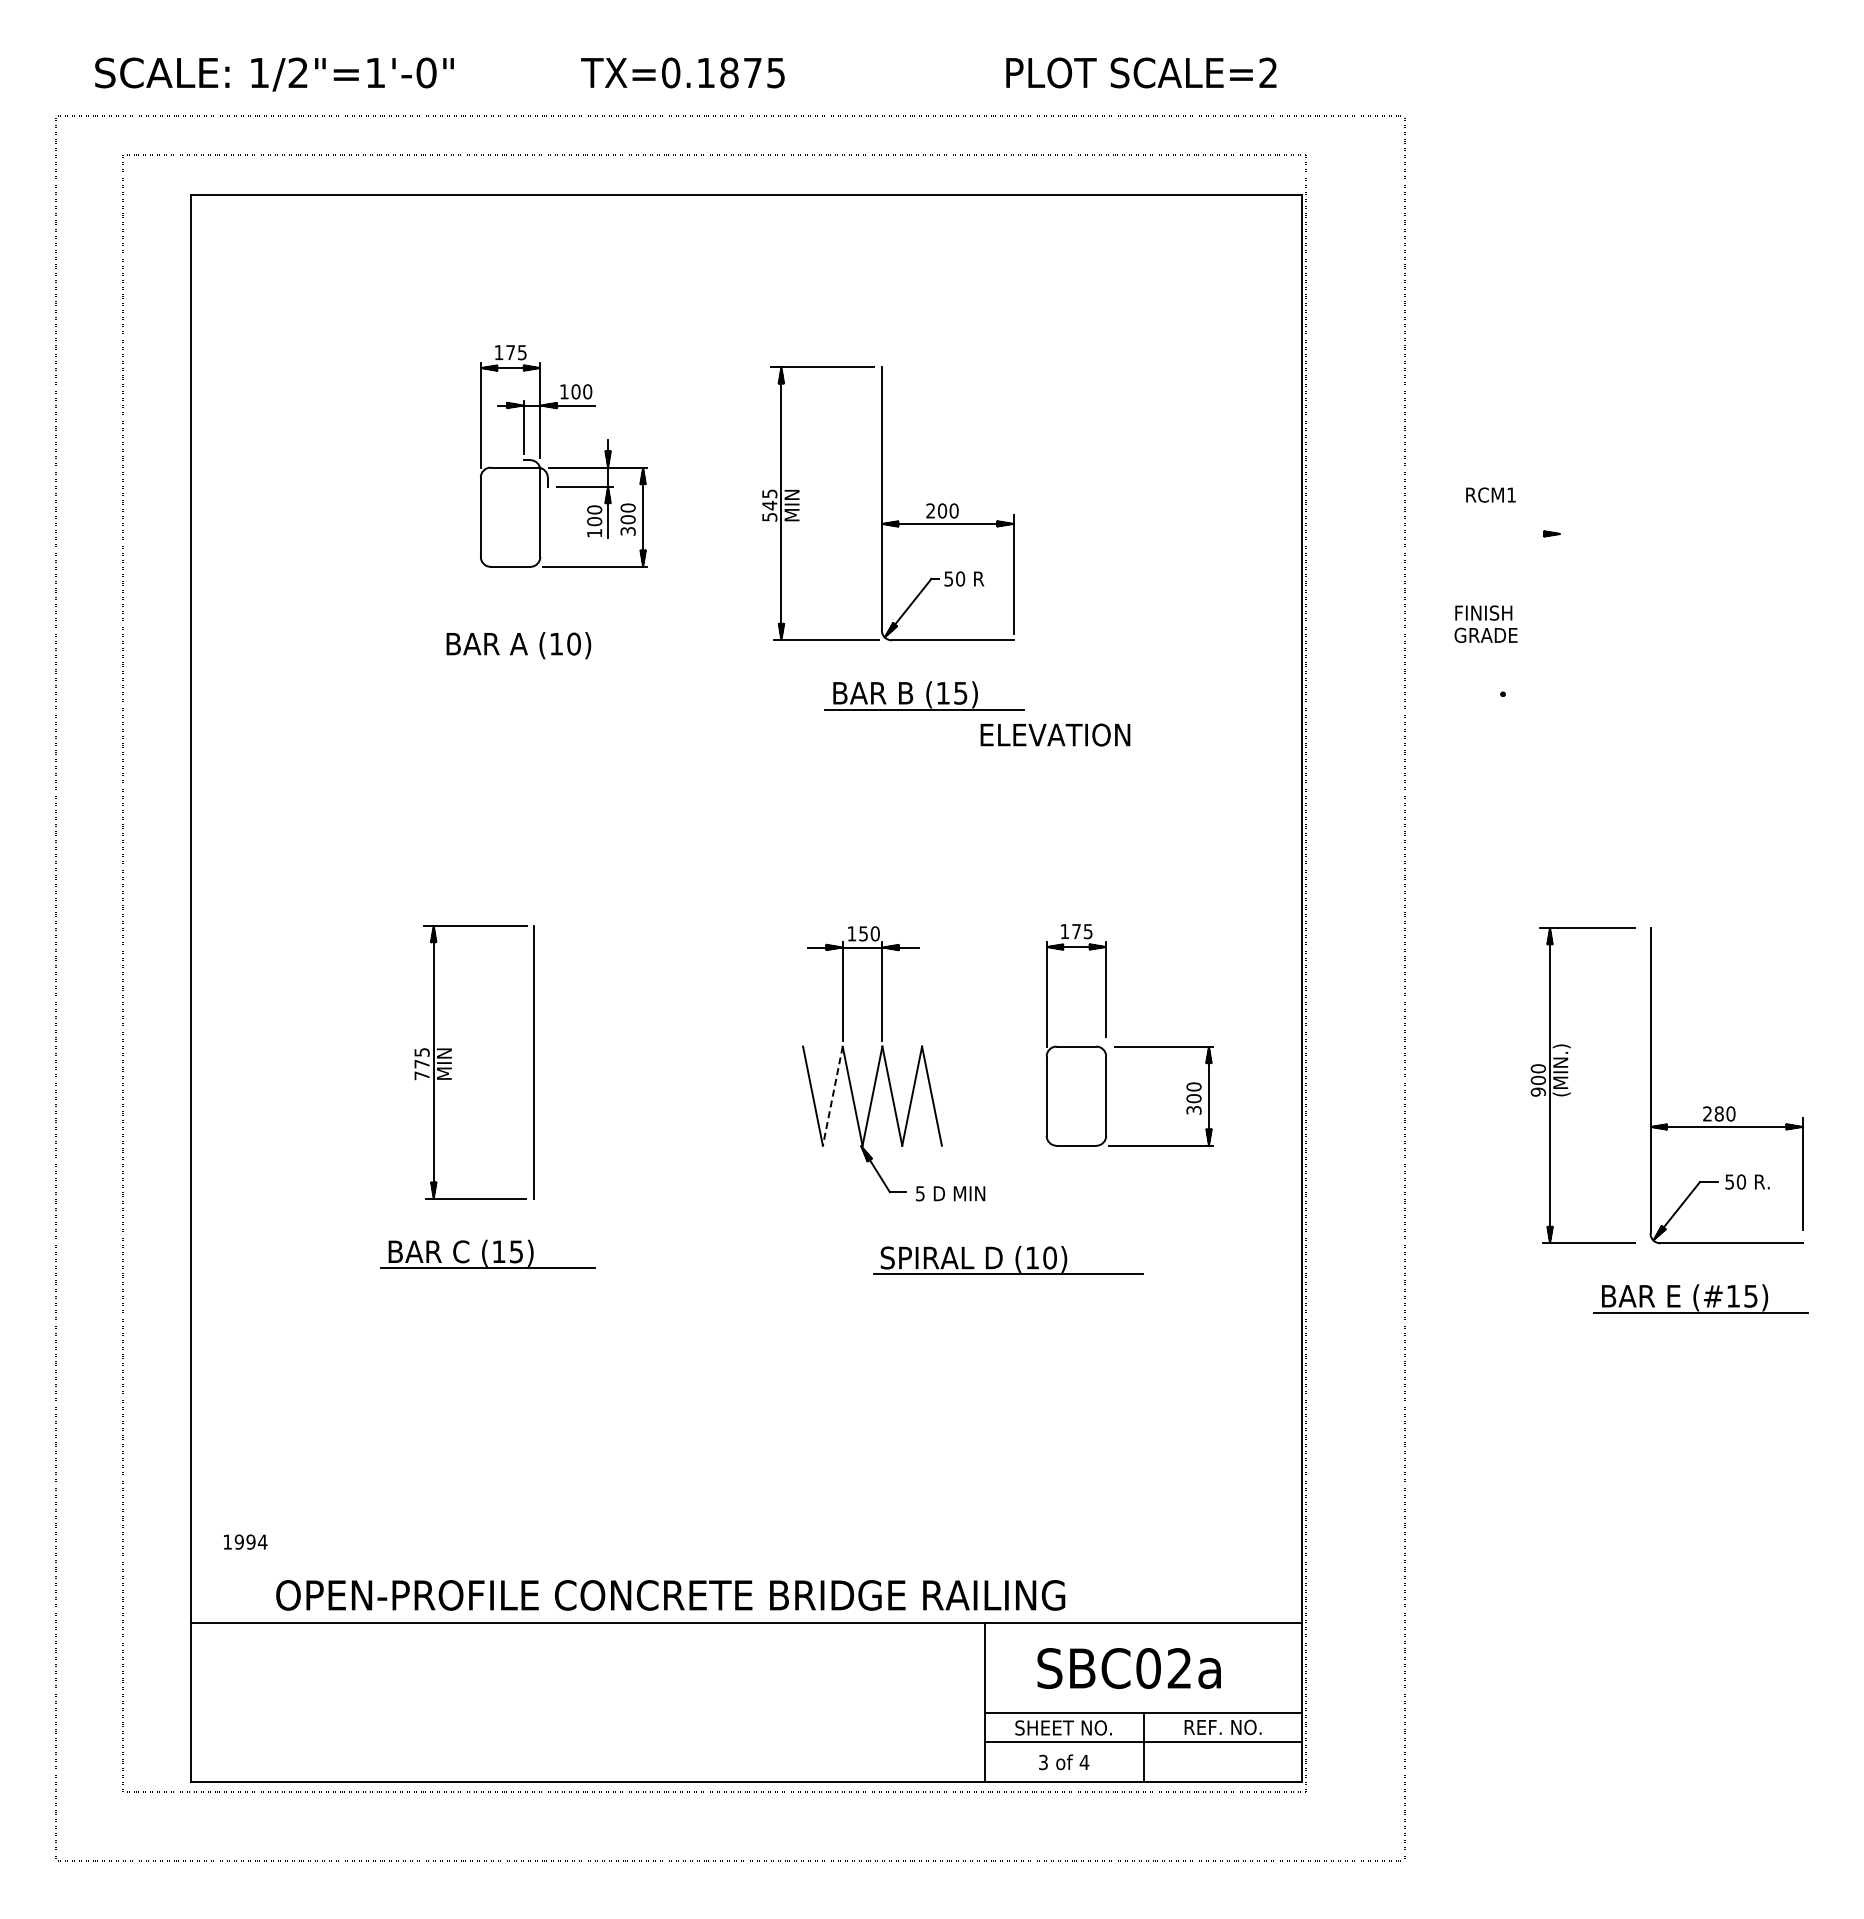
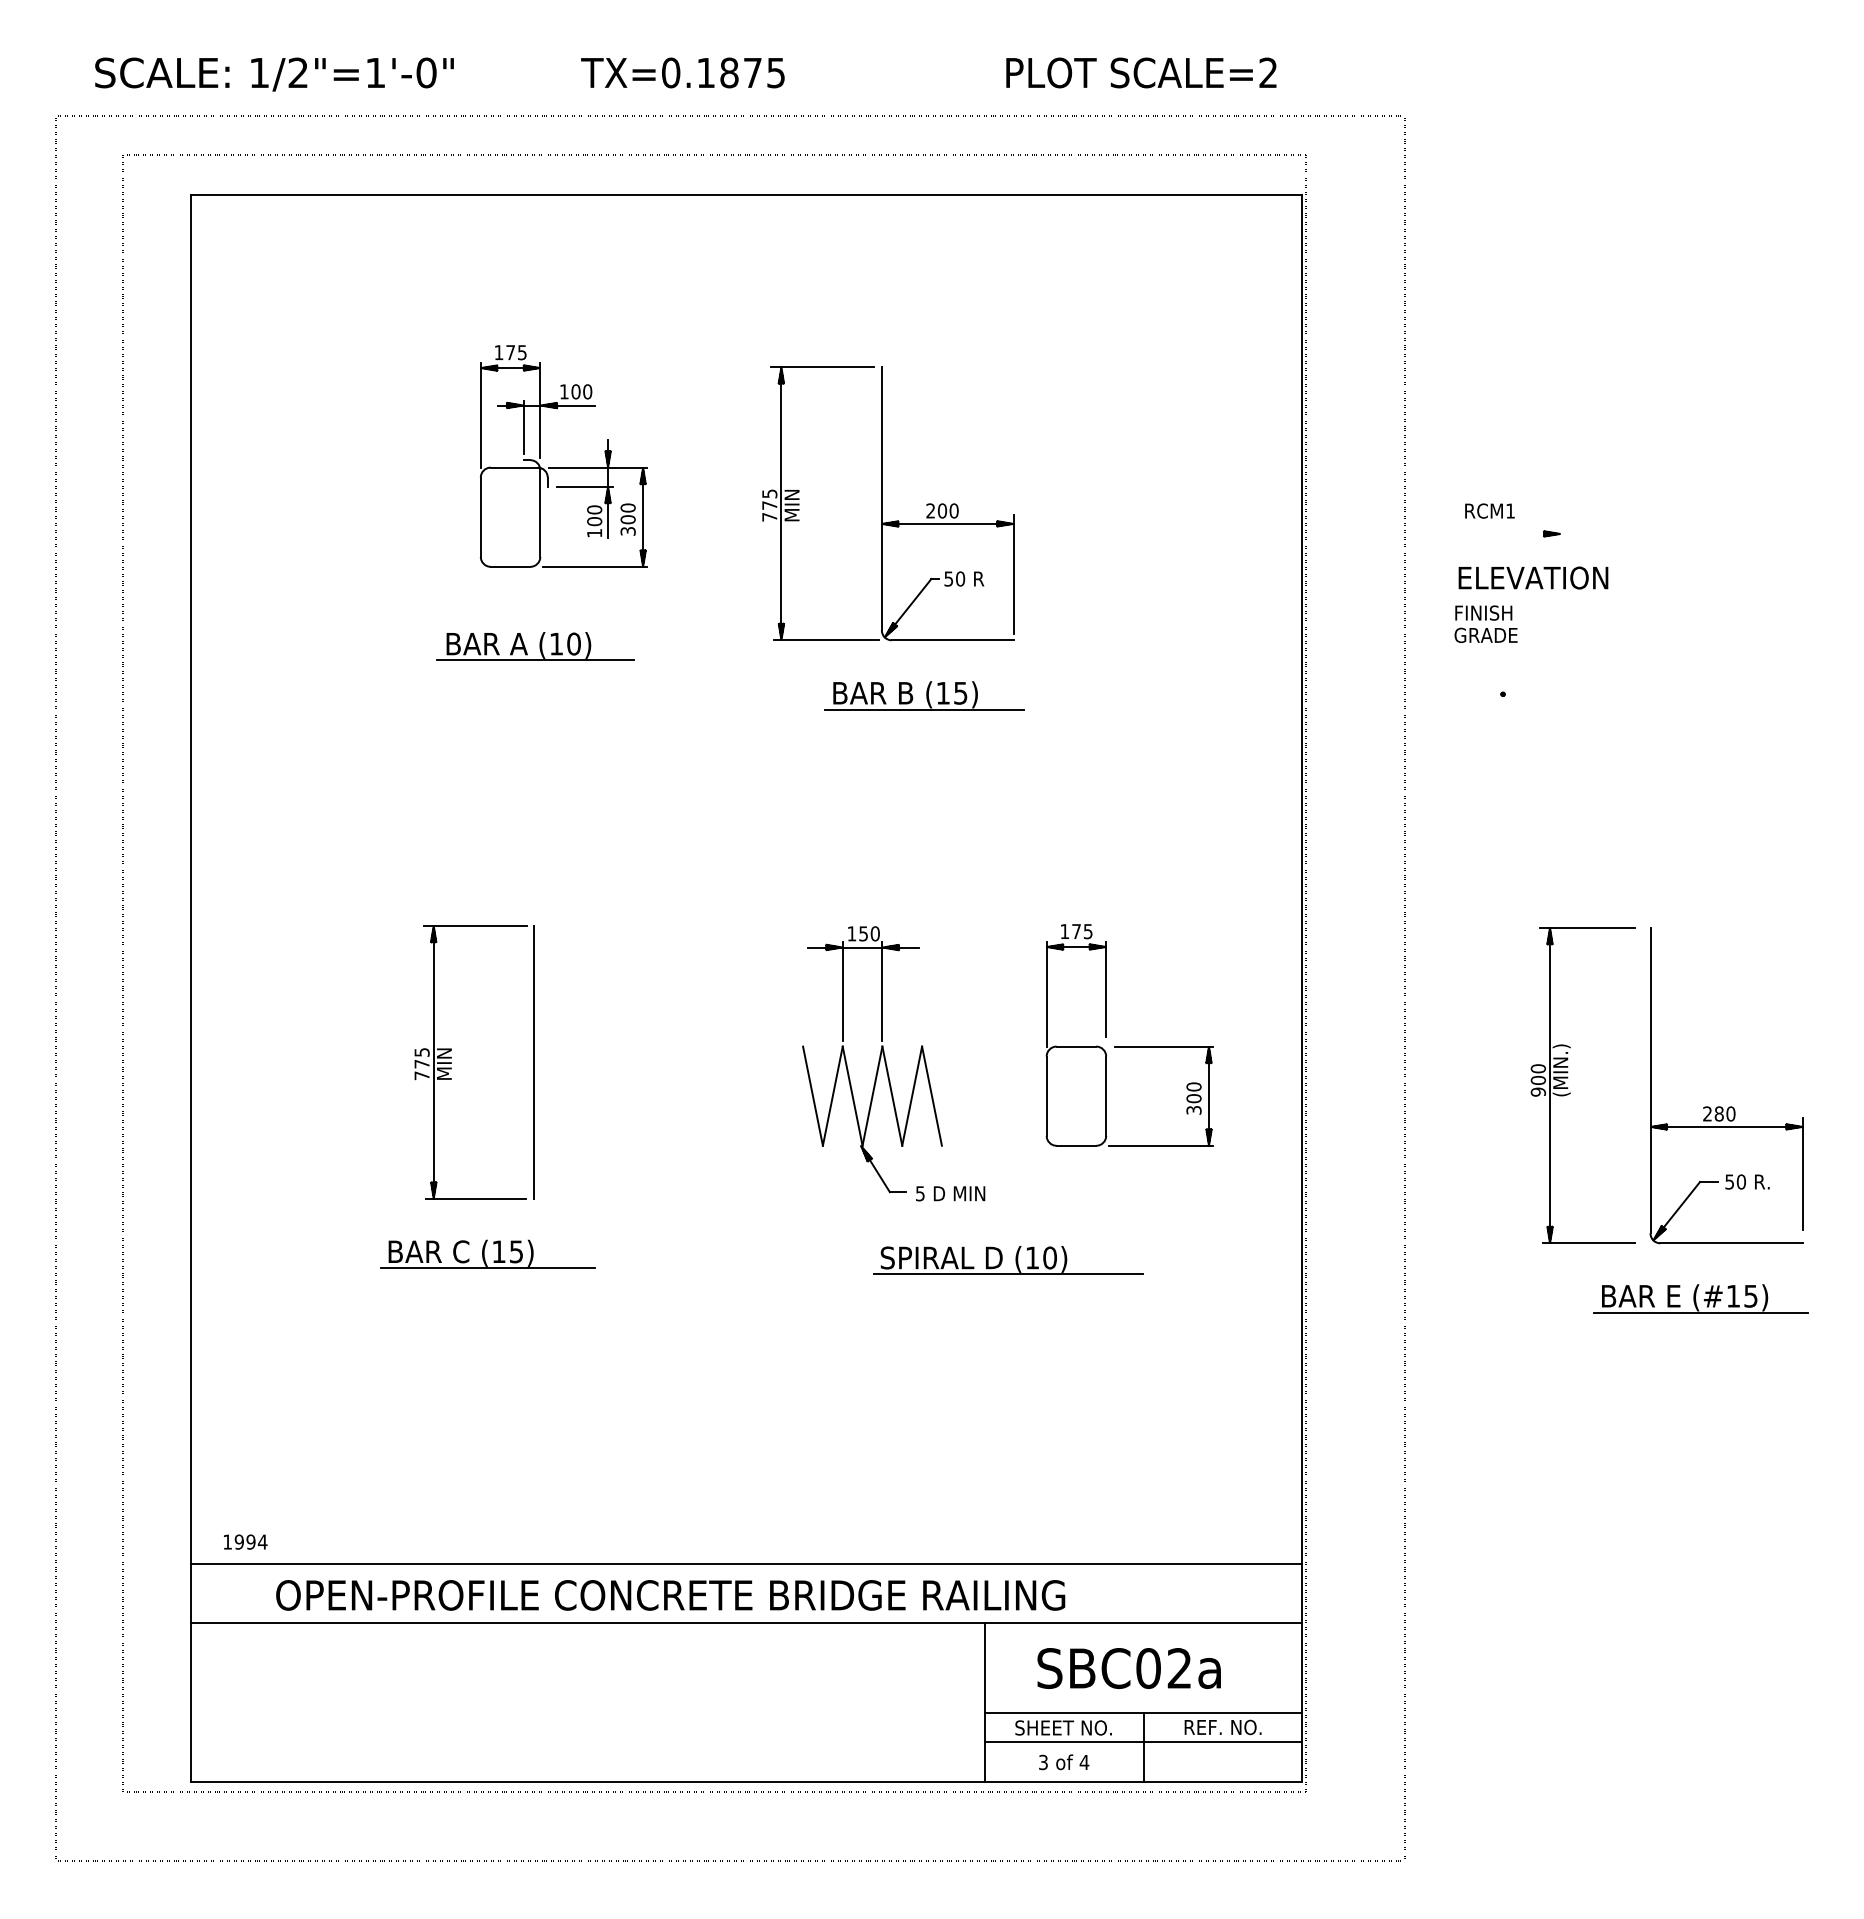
text position: (1490, 494) -> (1489, 510) (1489, 510)
text: 545 -> 775 (769, 510)
line: none -> present (534, 660)
text position: (1055, 734) -> (1533, 577) (1533, 577)
line: dashed -> solid (832, 1096)
line: none -> present (746, 1563)
